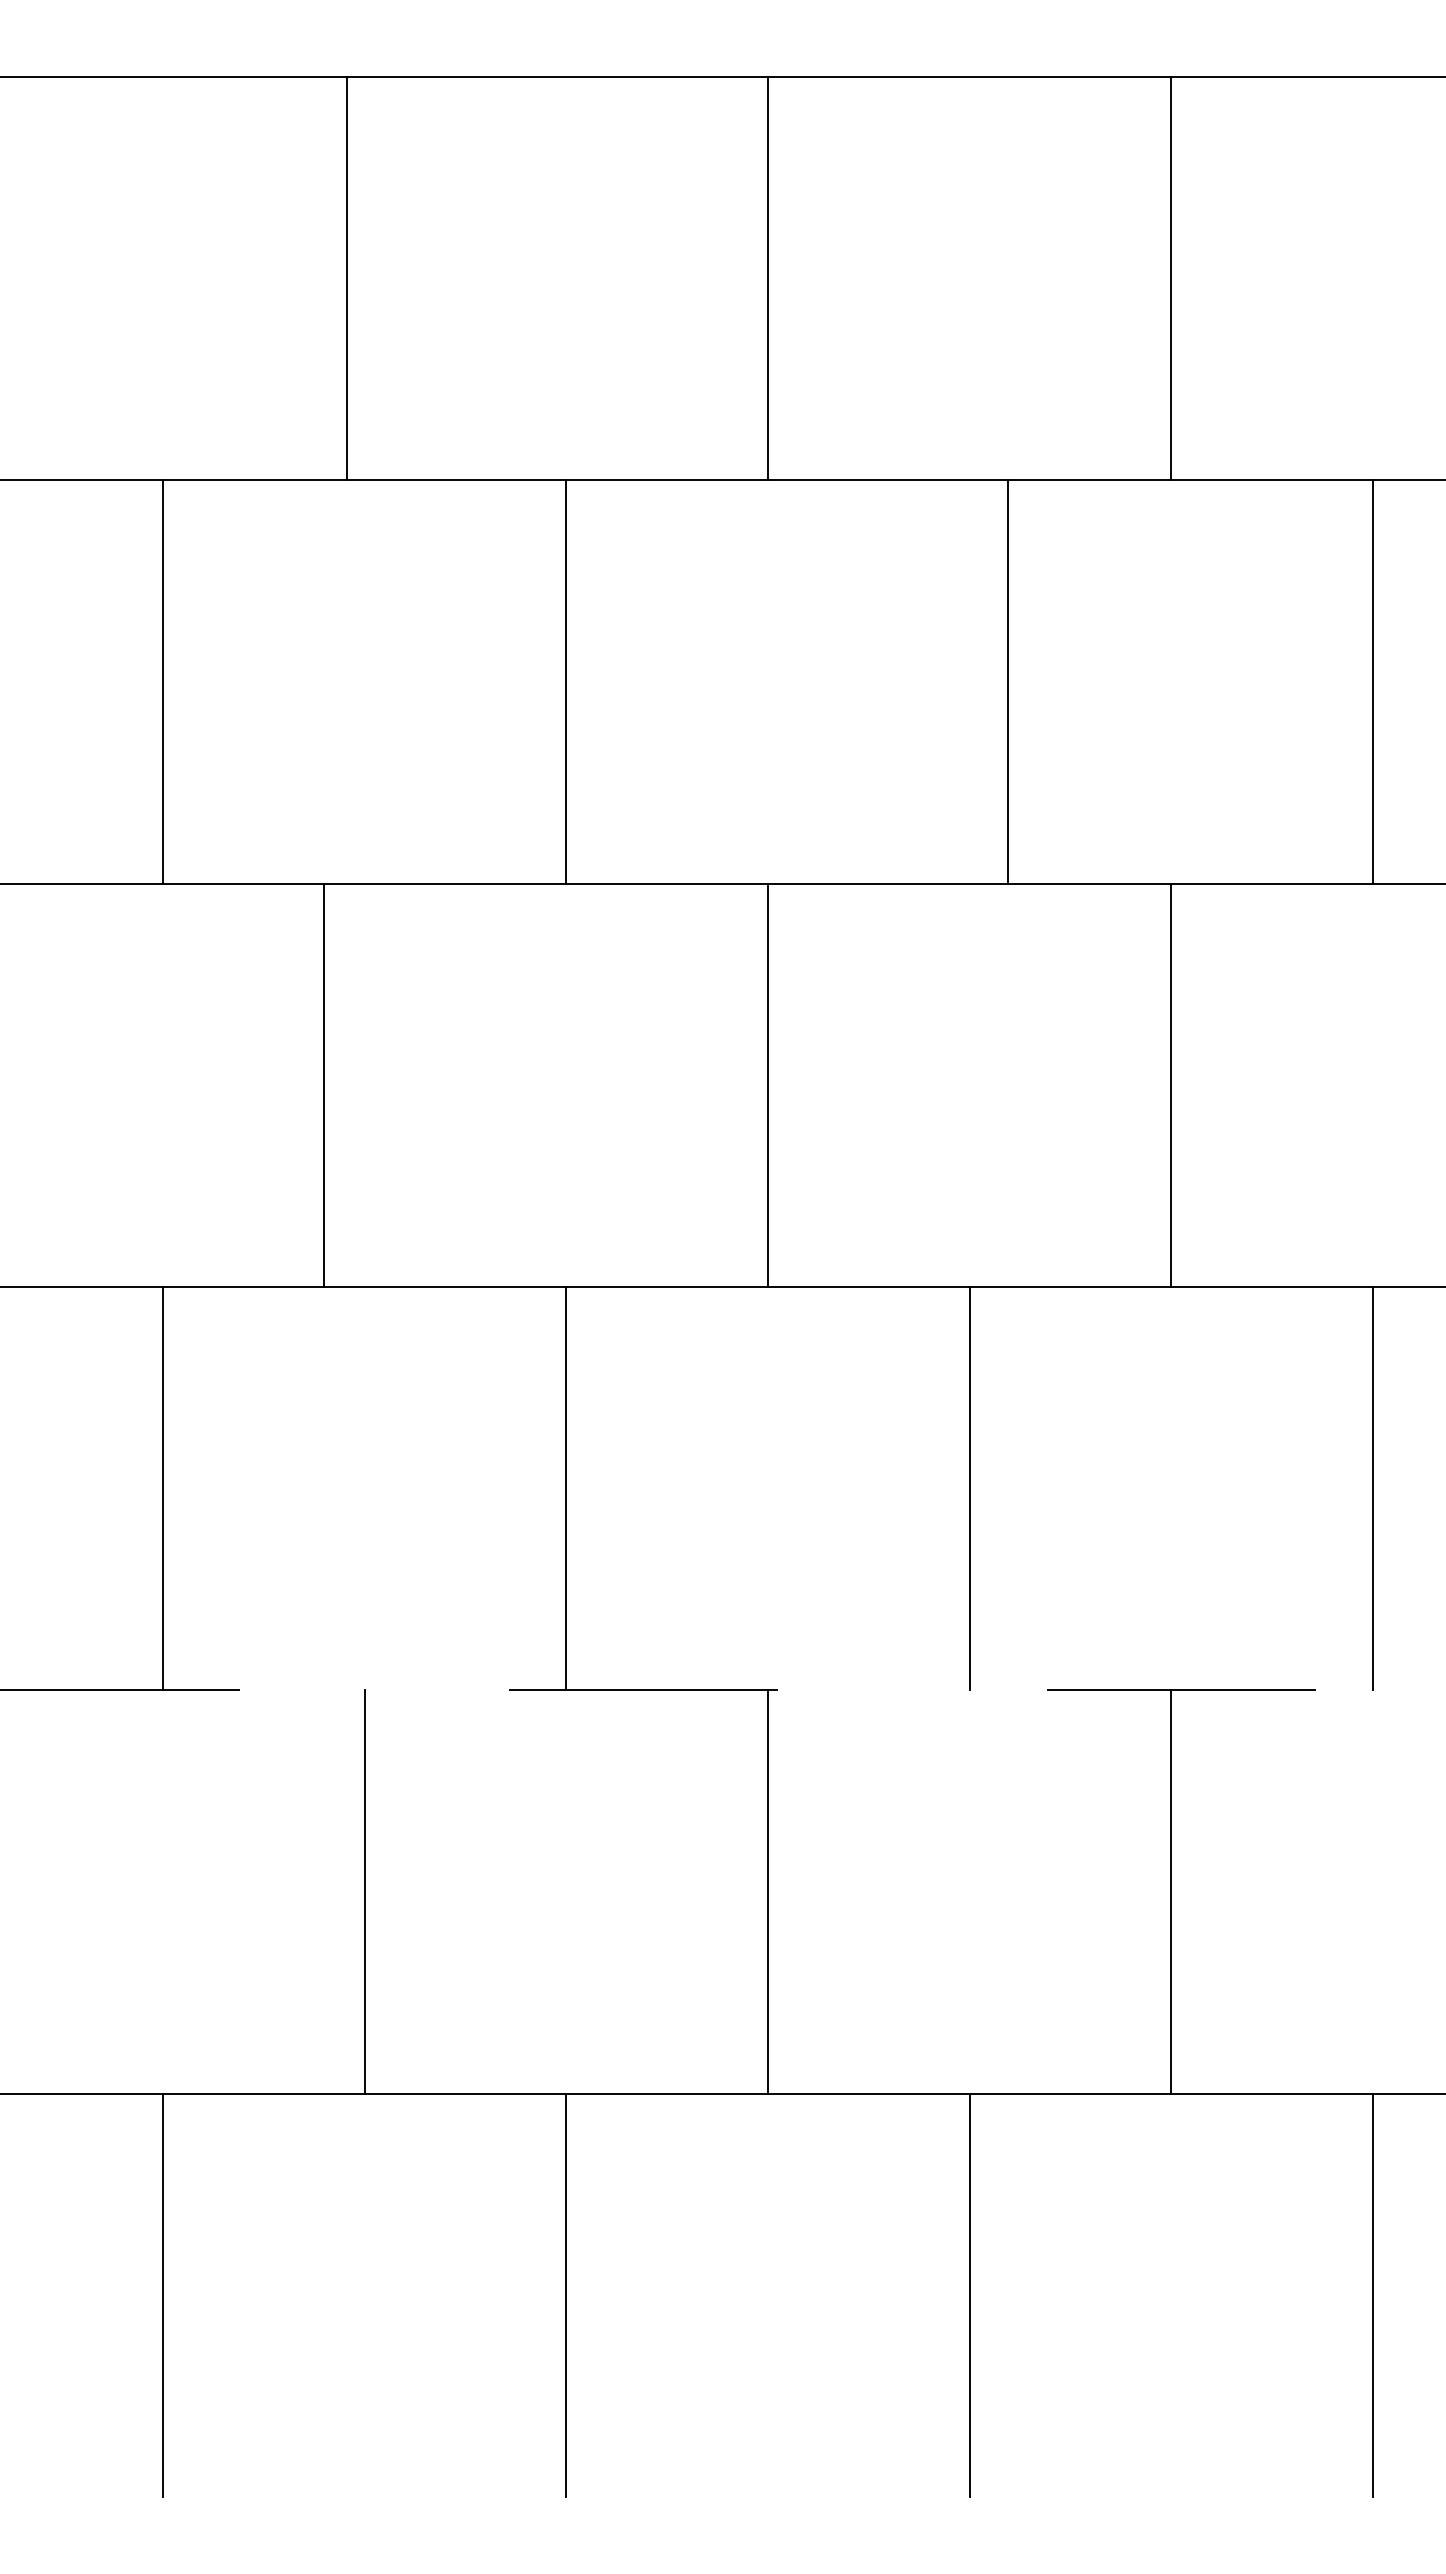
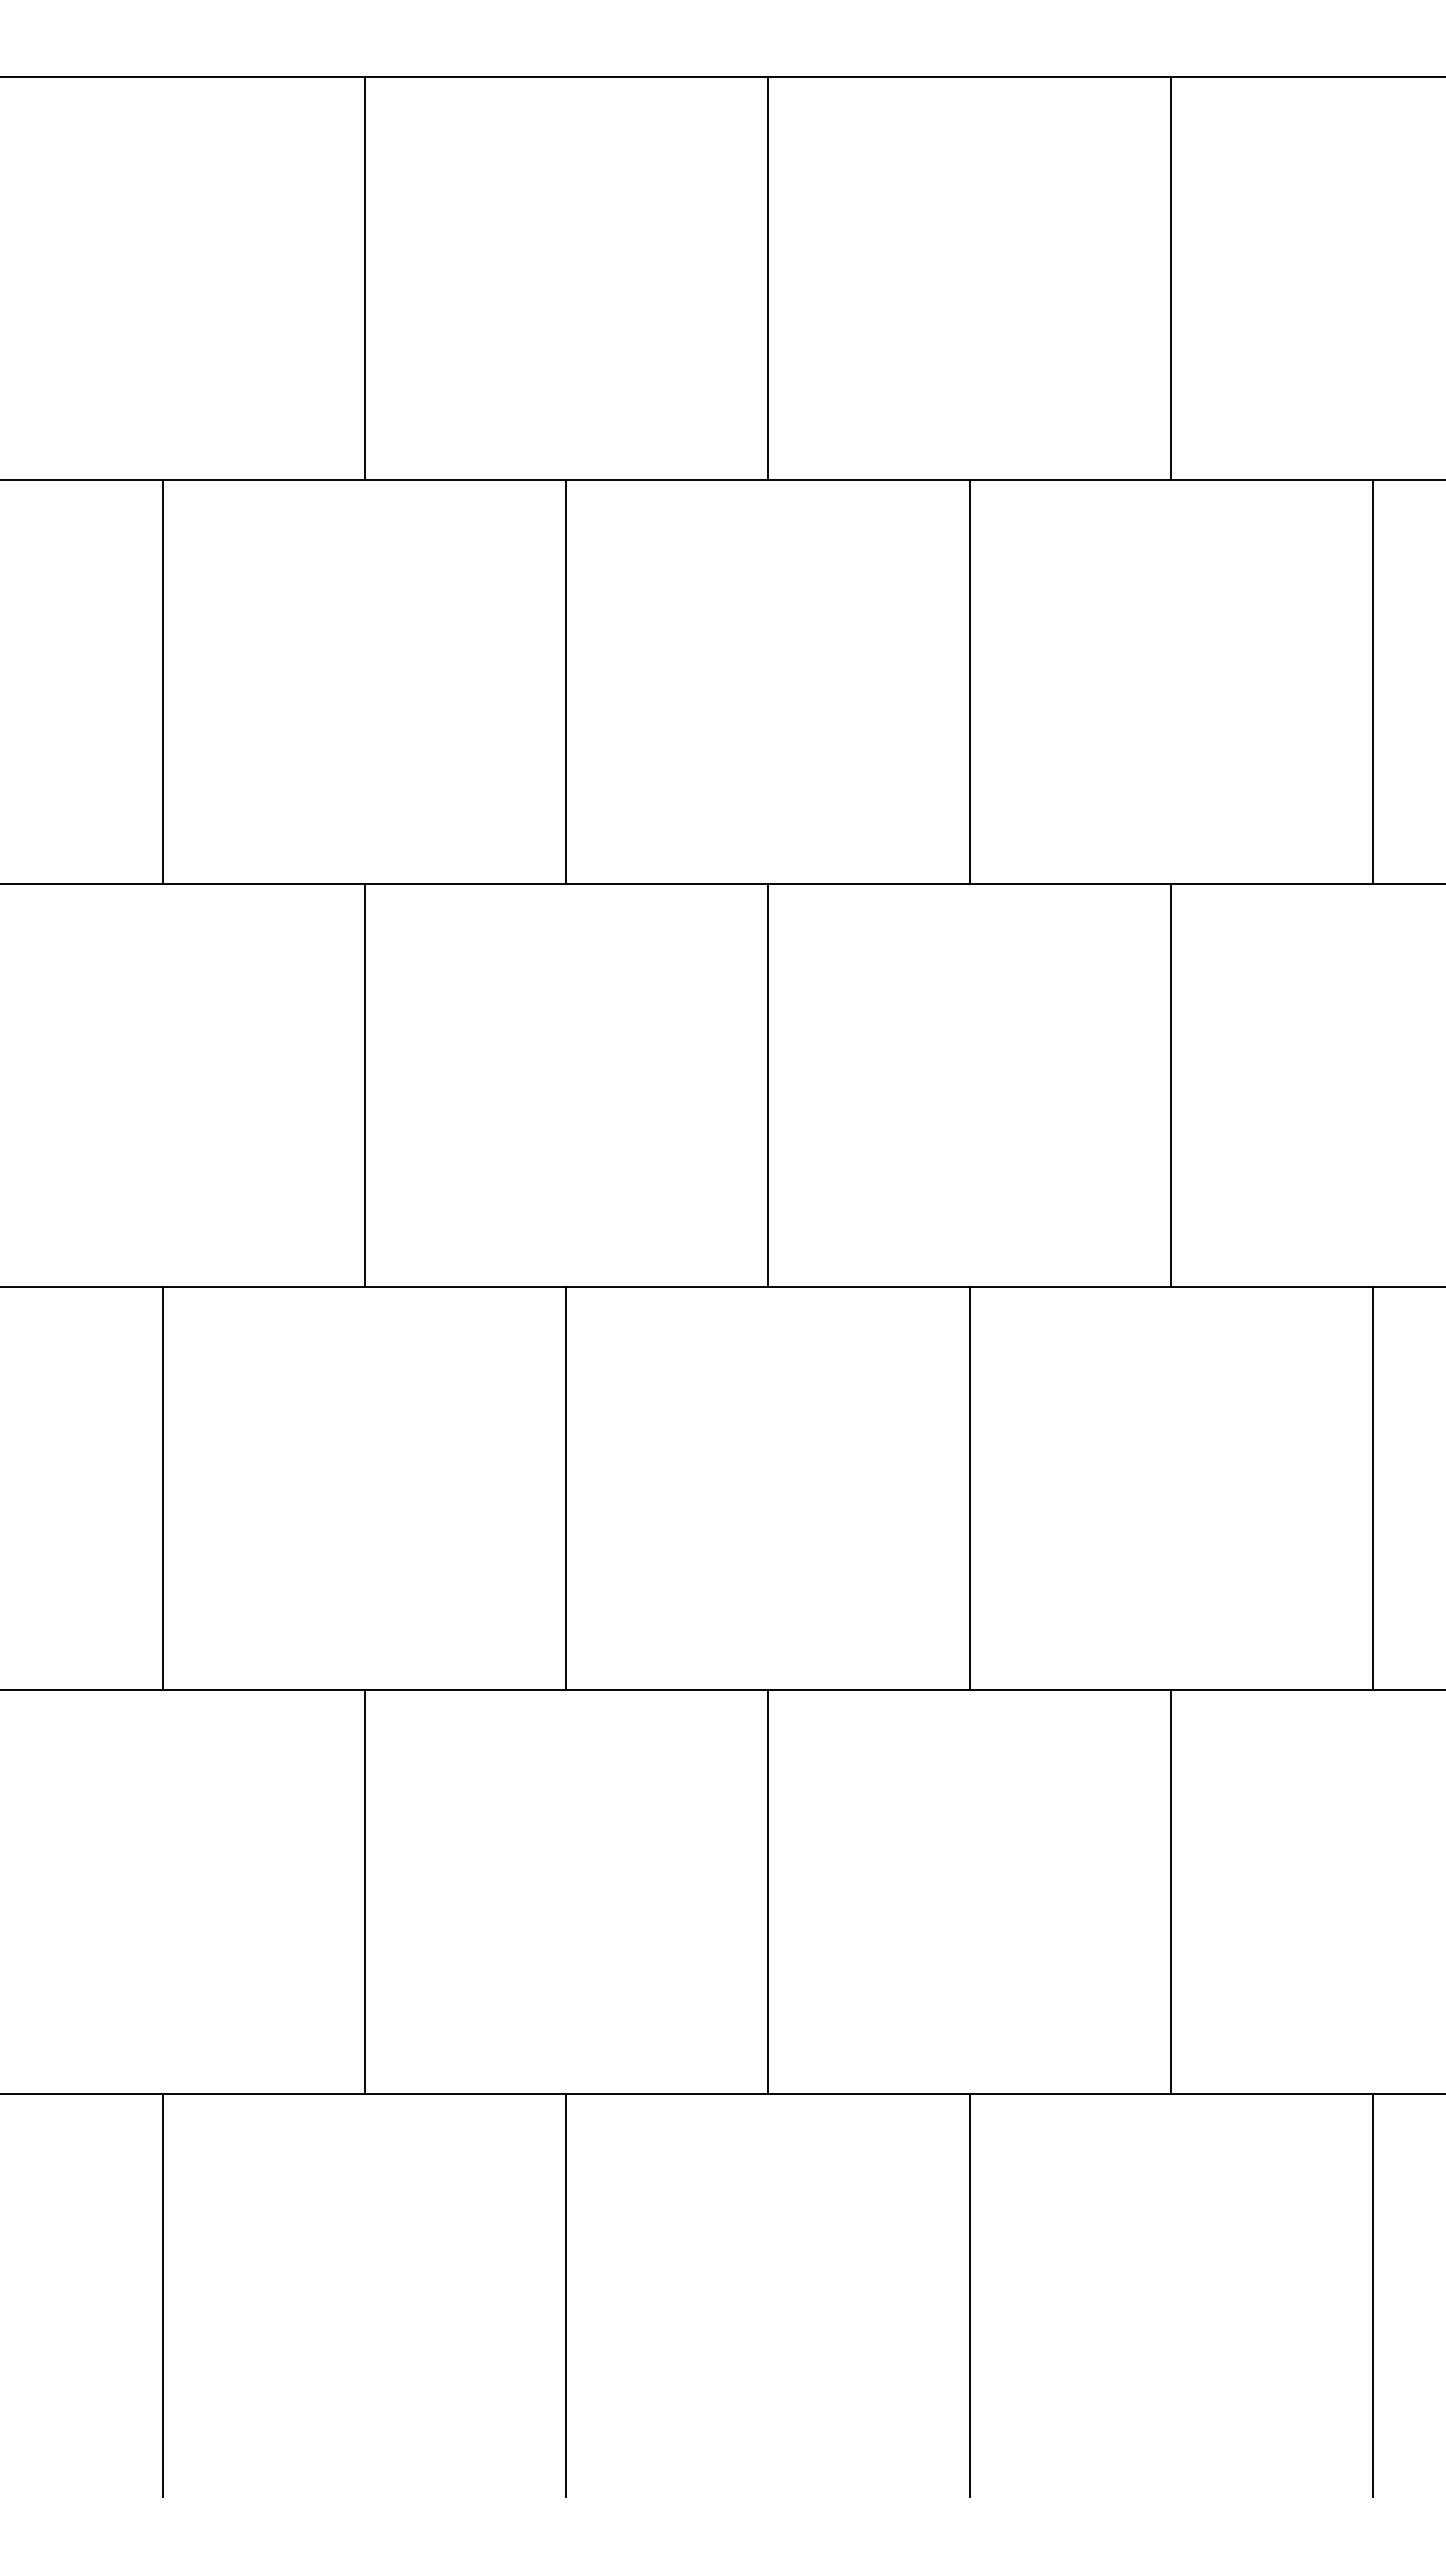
line position: (346, 278) -> (364, 278) (364, 278)
line position: (1007, 681) -> (969, 681) (969, 681)
line position: (323, 1085) -> (364, 1085) (364, 1085)
line: dashed -> solid (722, 1690)
